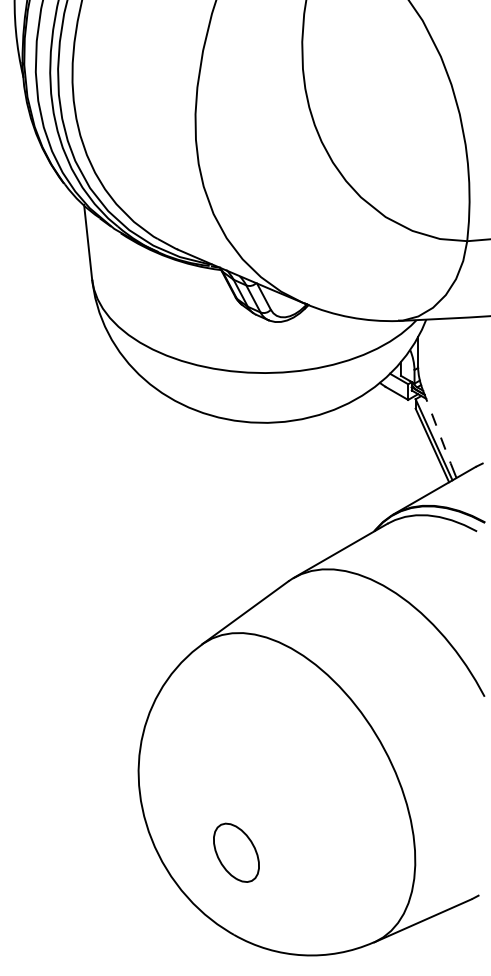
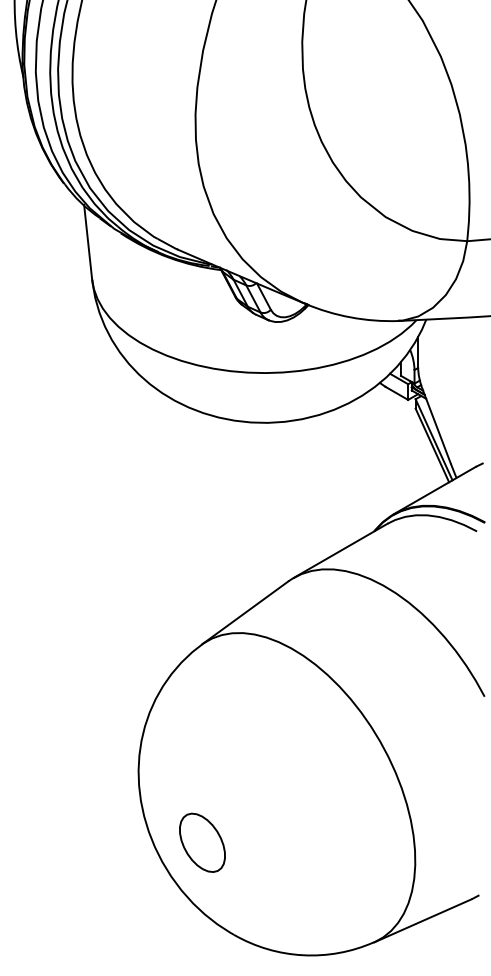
line: dashed -> solid (436, 427)
part position: (236, 852) -> (202, 842) (202, 842)
